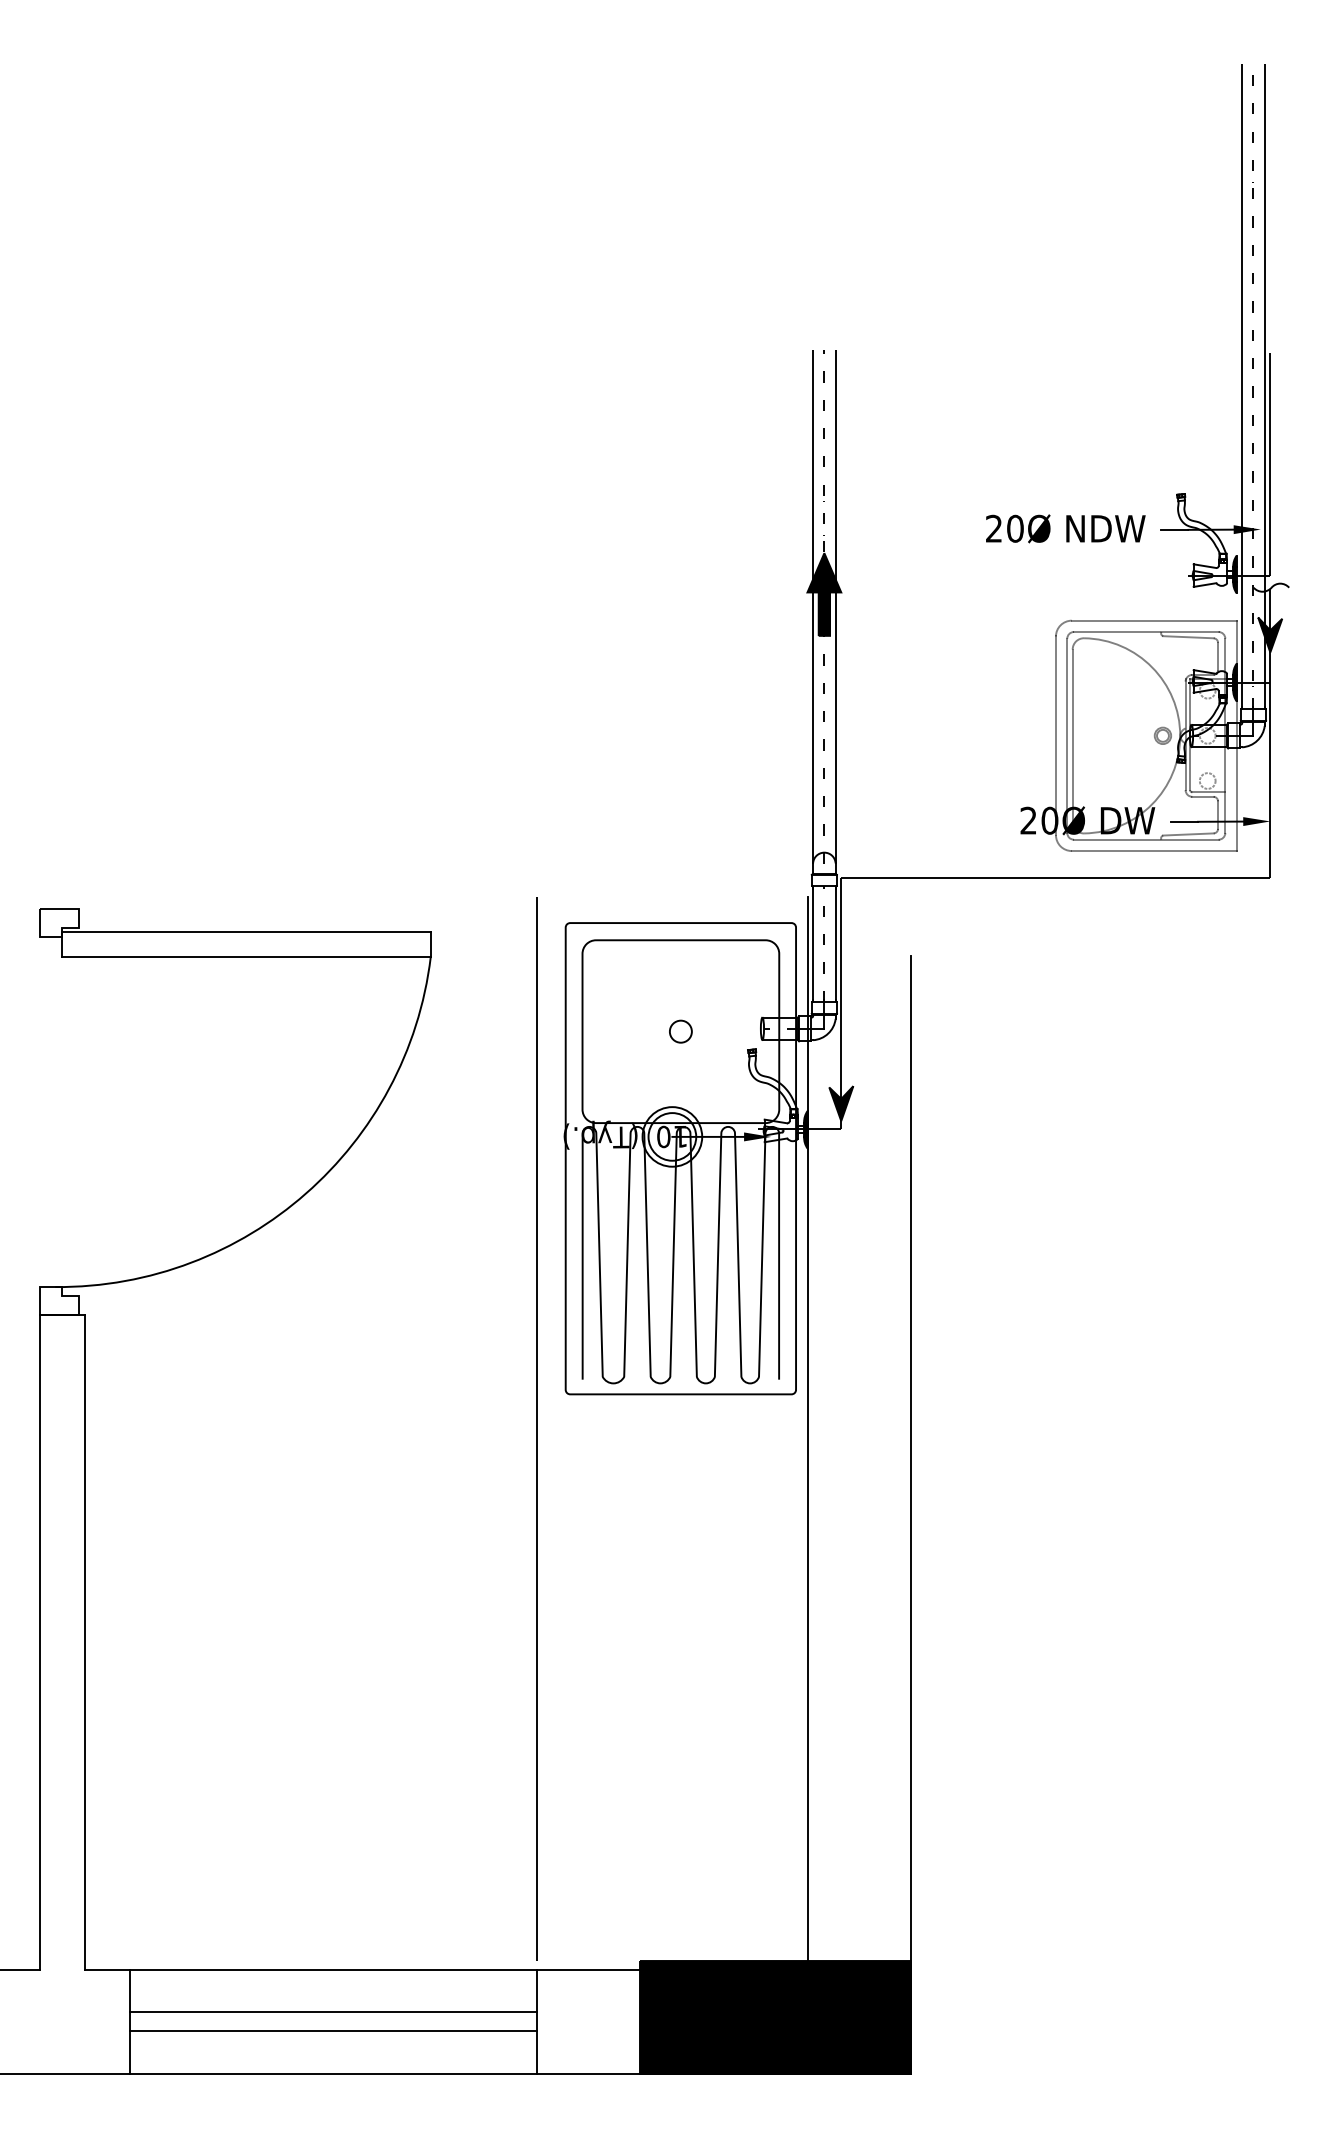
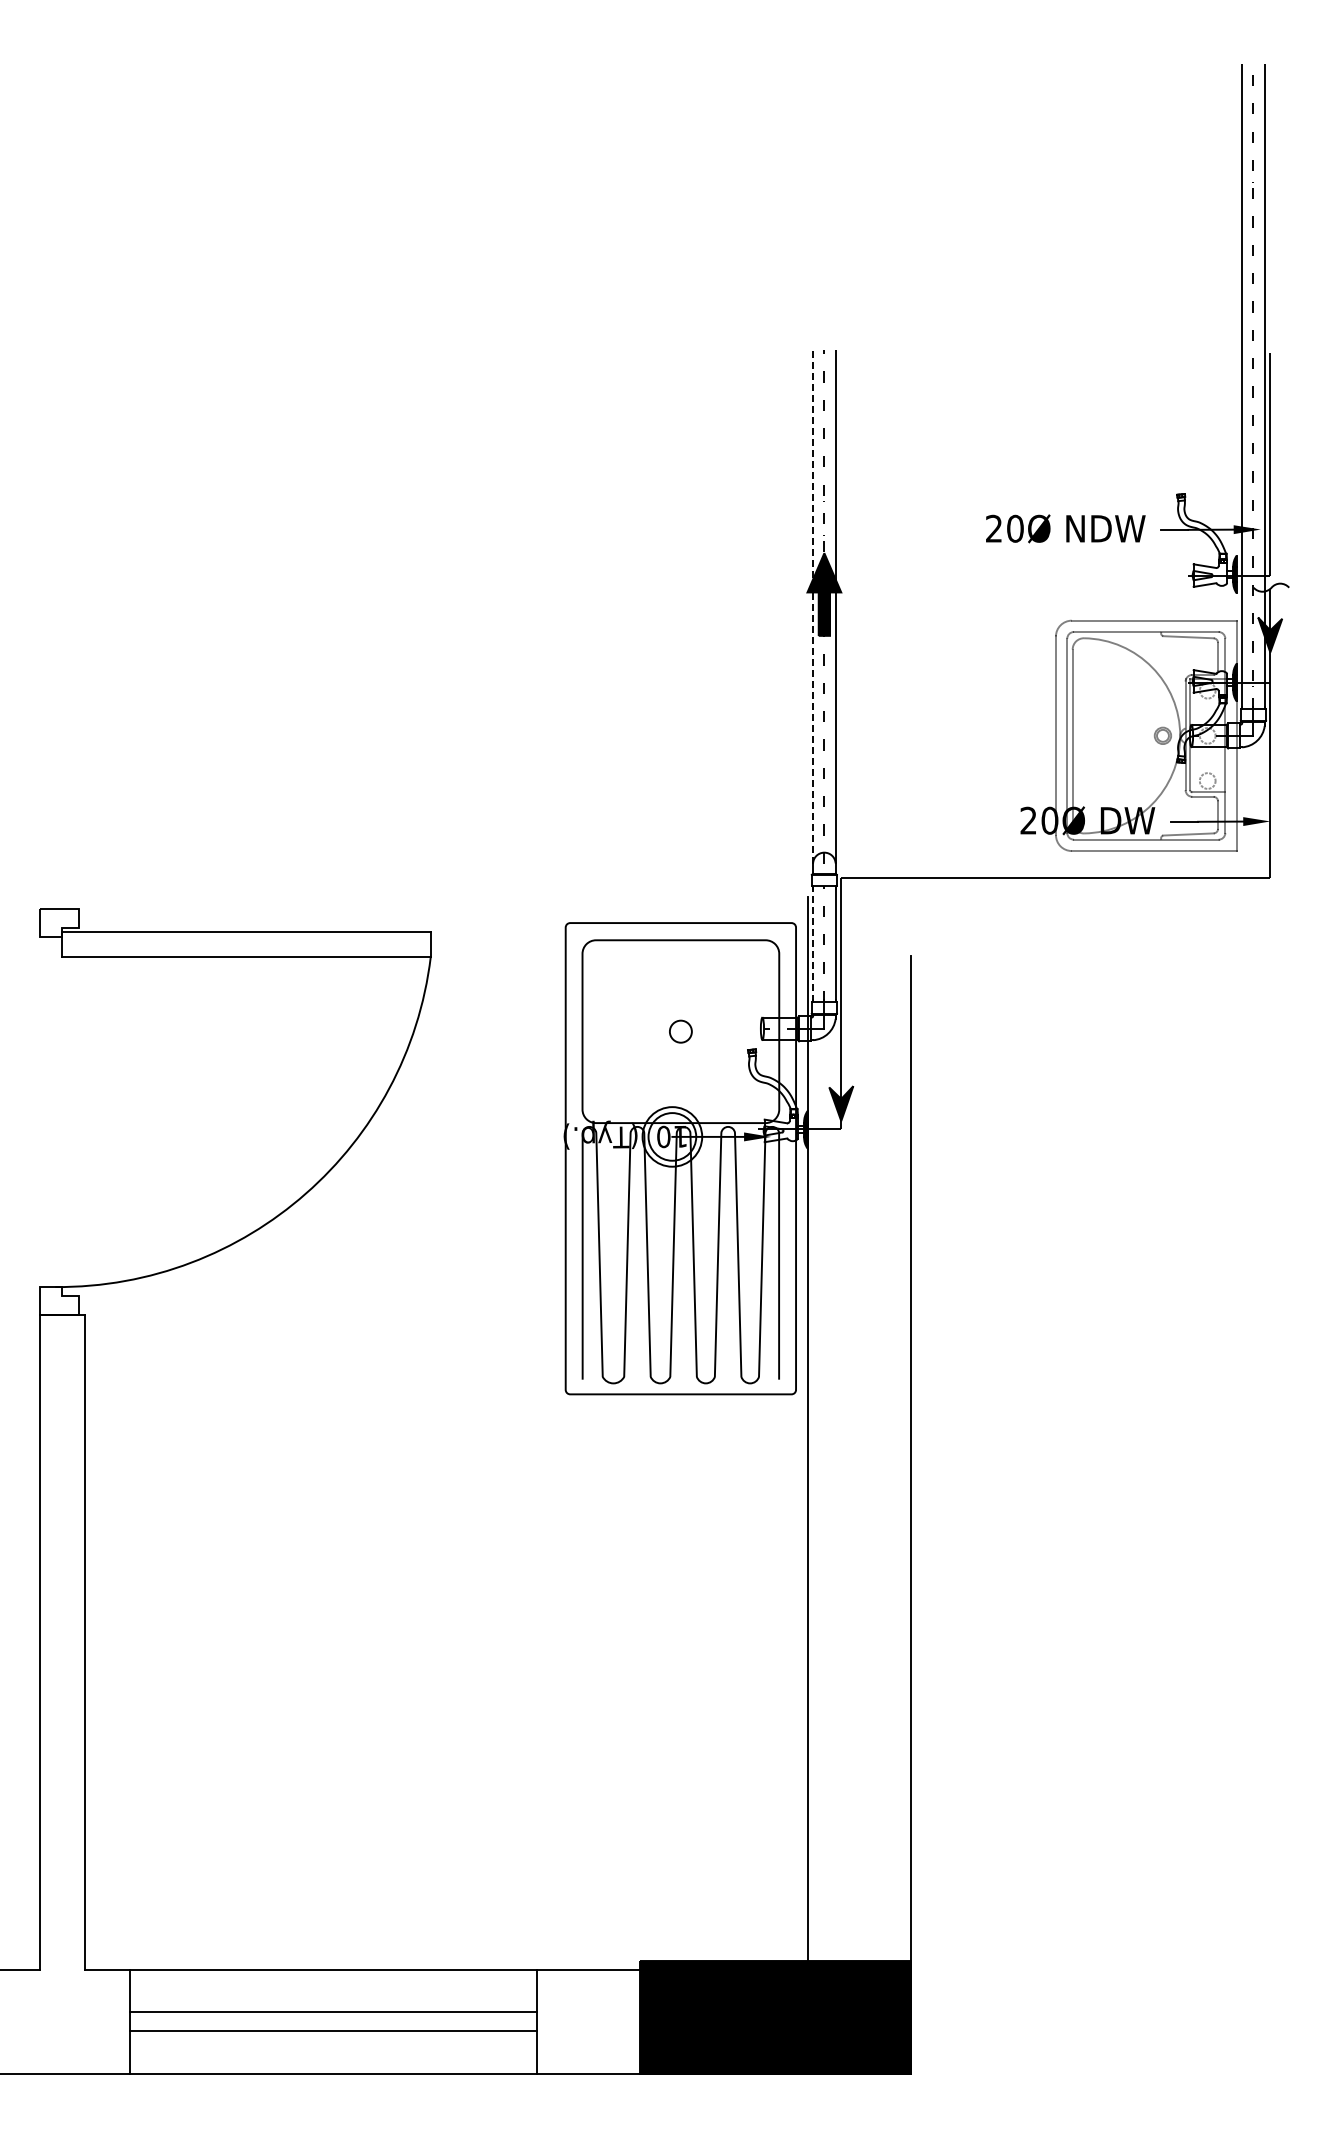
line: solid -> dashed (813, 606)
line: solid -> dashed (813, 944)
line: present -> none (536, 1428)
